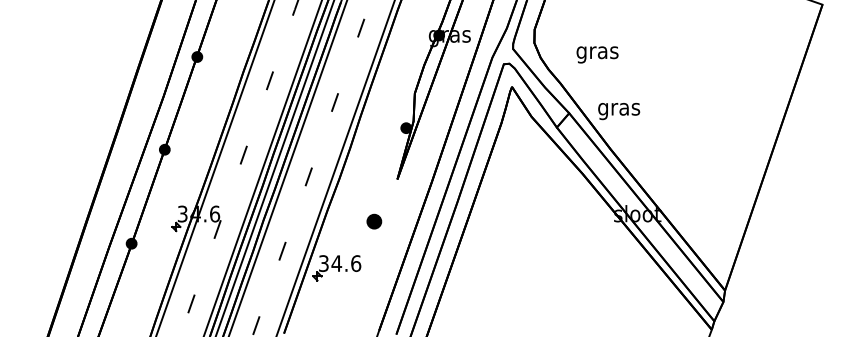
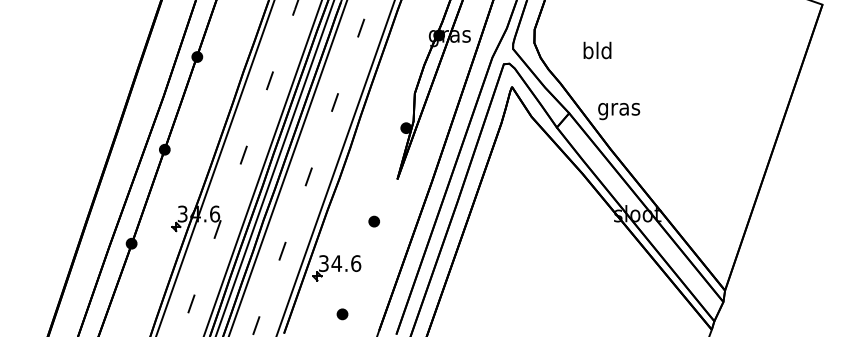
text: gras -> bld (597, 52)
part size: 17x17 px -> 12x13 px (373, 221)
part: none -> present (342, 314)
